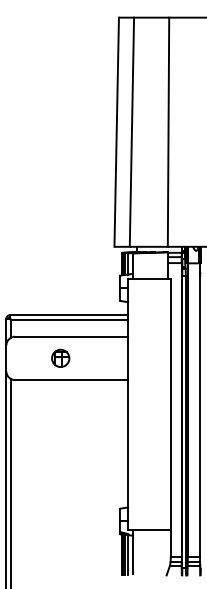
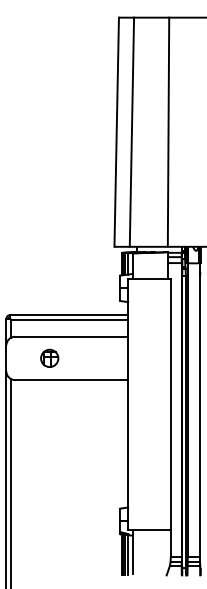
part position: (60, 357) -> (49, 357) (49, 357)
